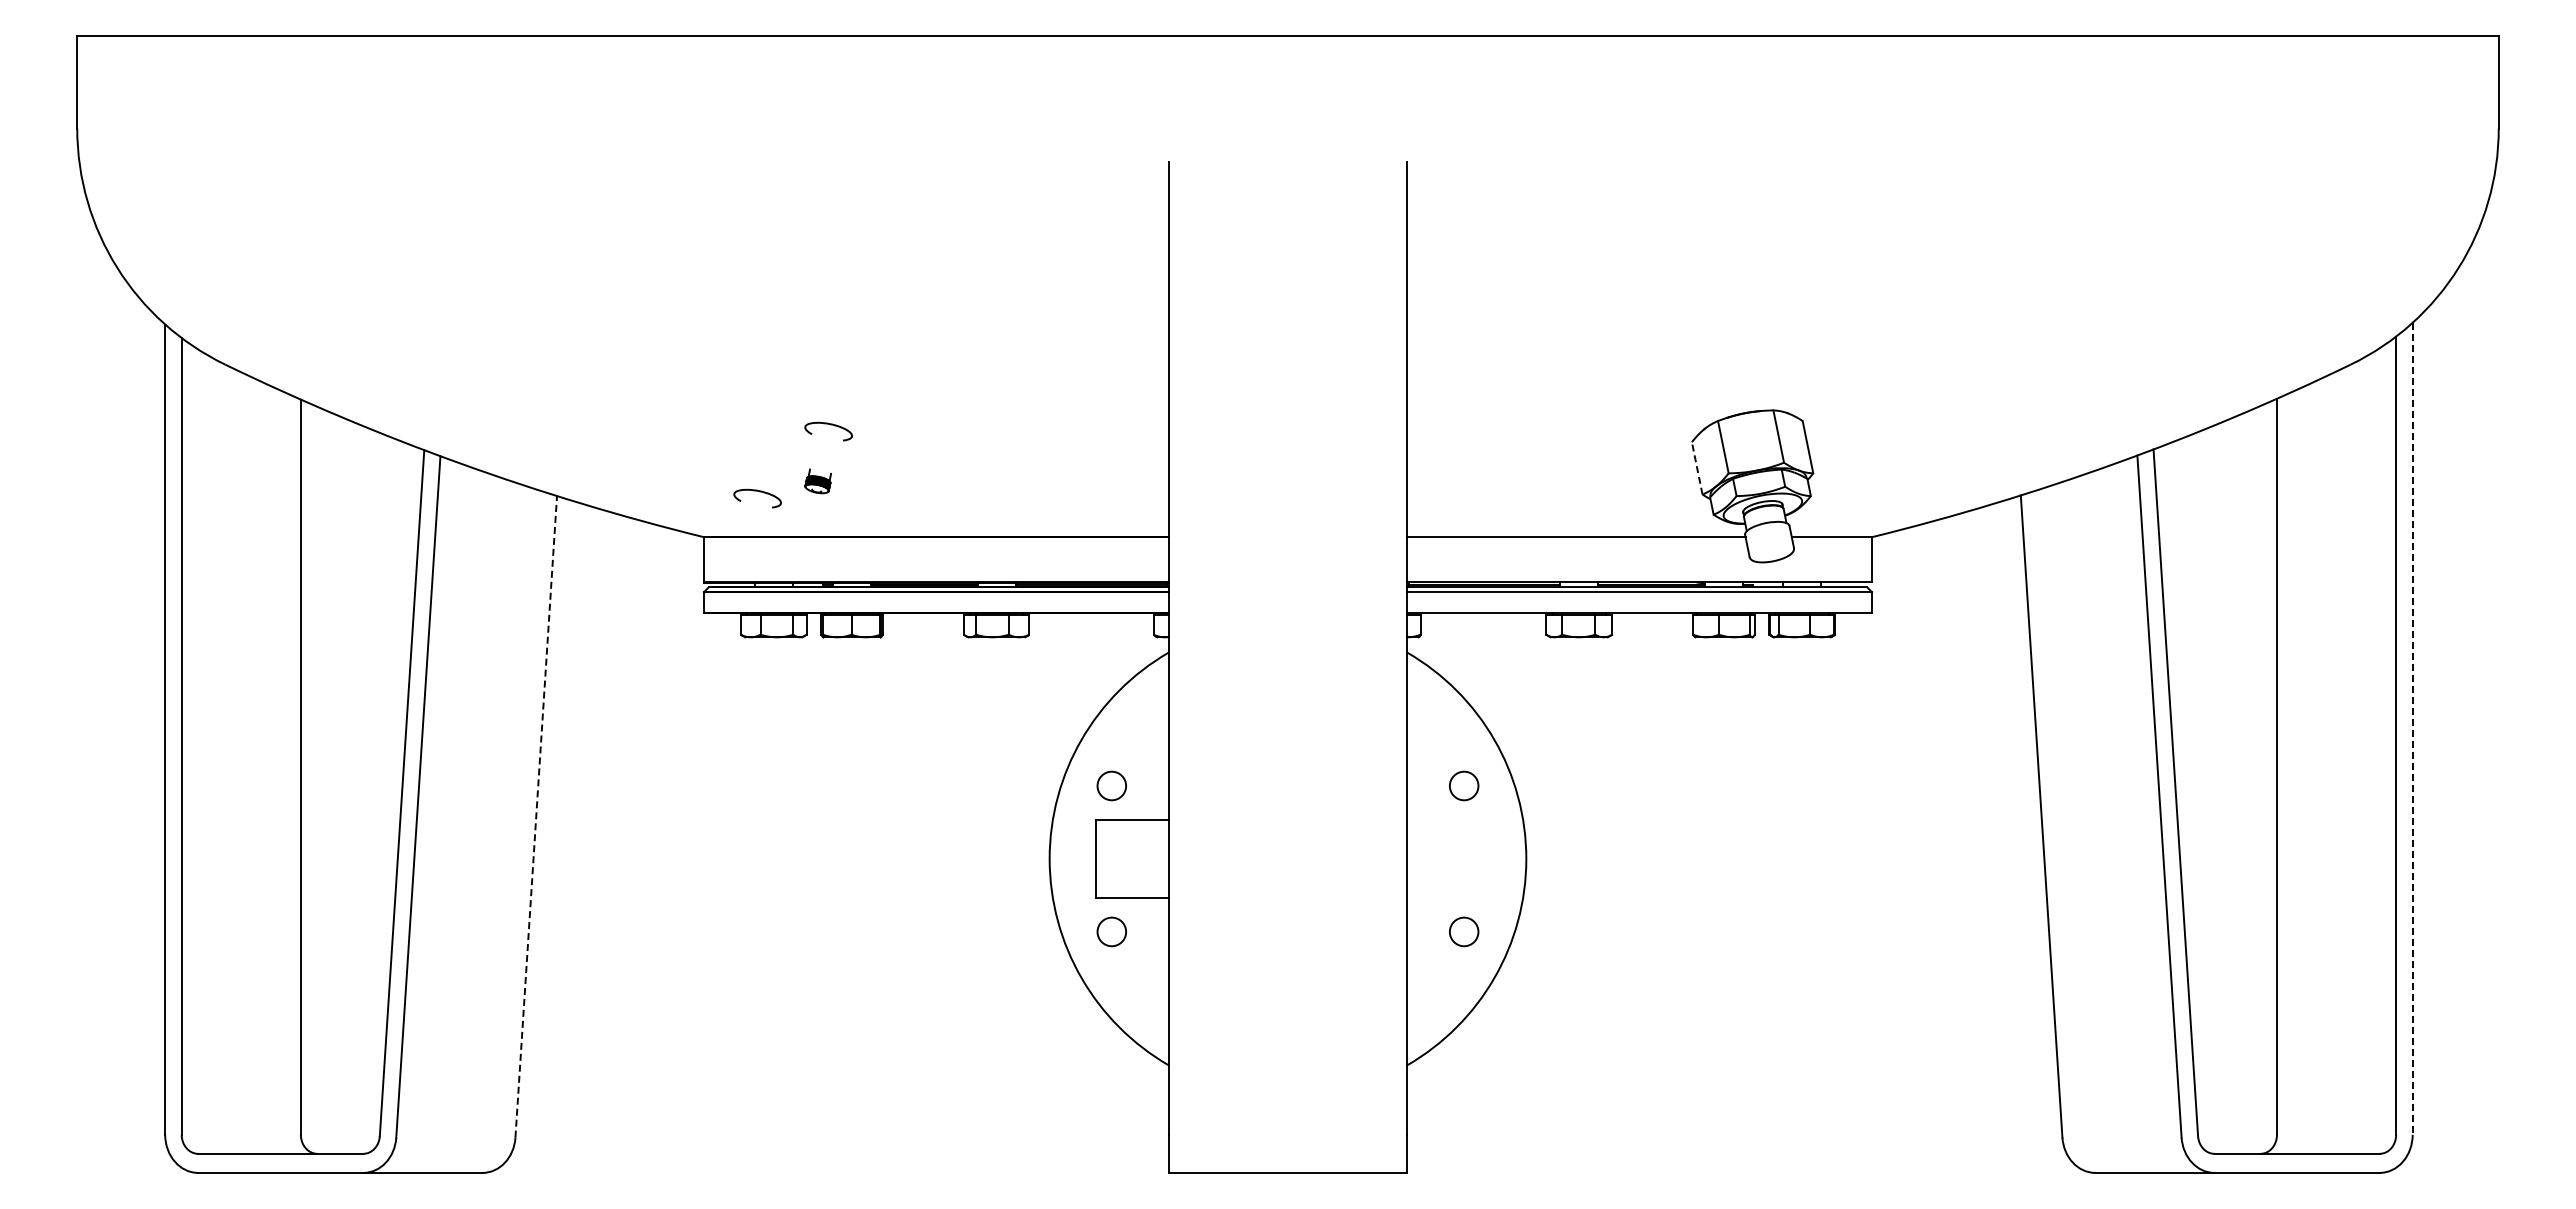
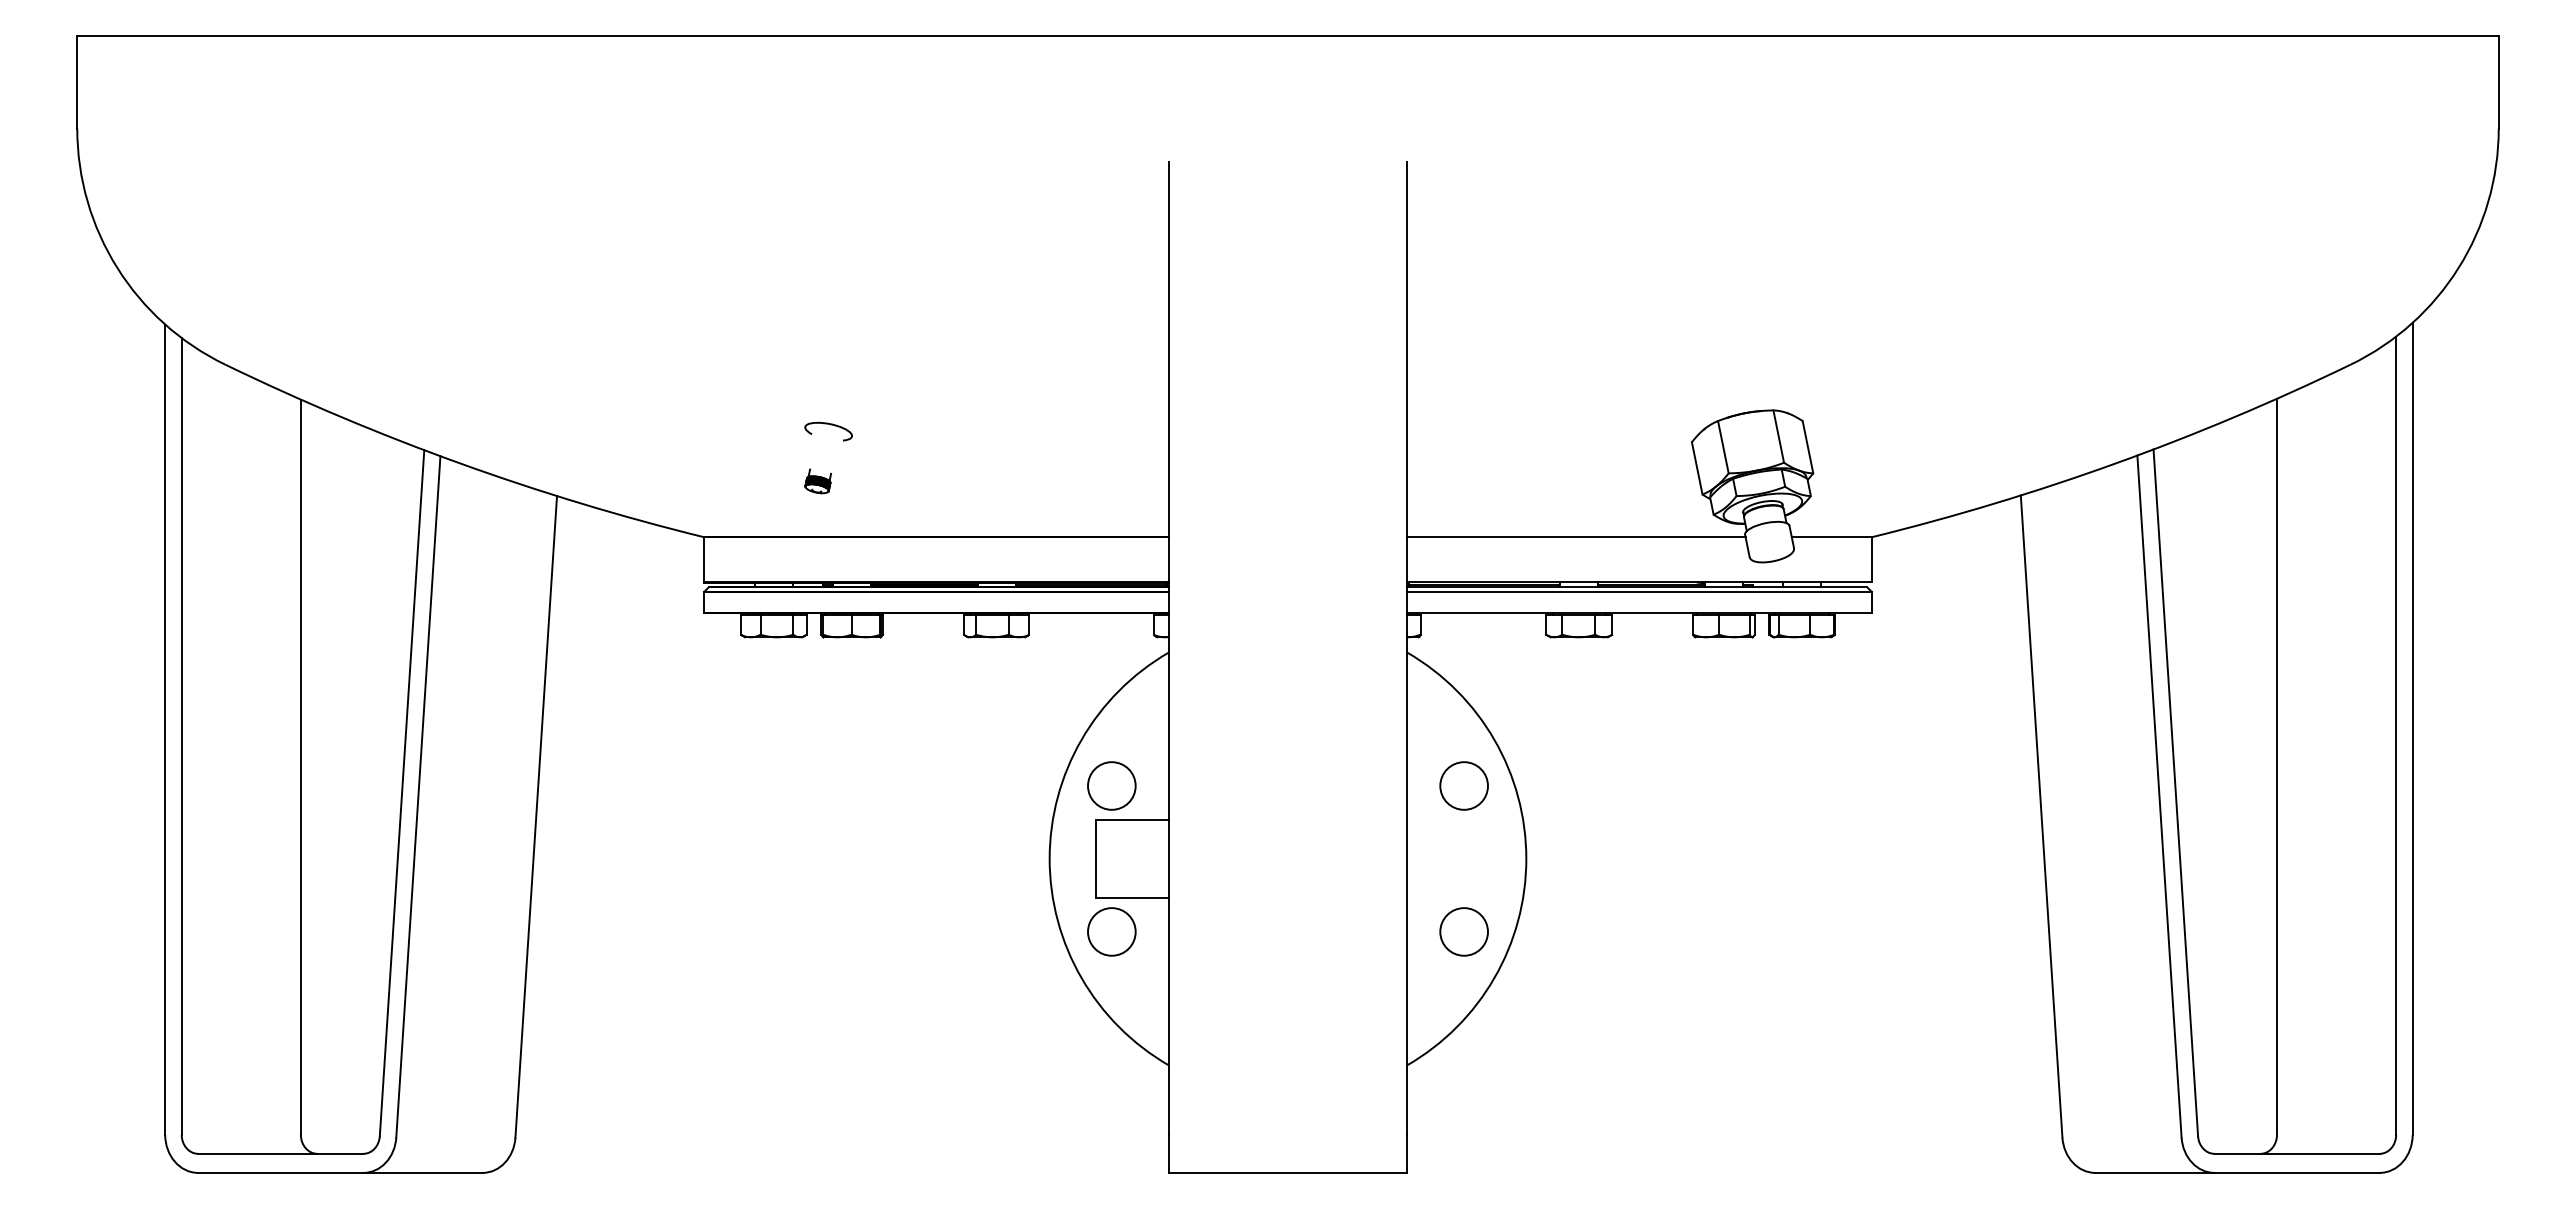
line: dashed -> solid (1697, 468)
curve: present -> none (759, 492)
line: dashed -> solid (2412, 728)
circle diameter: 29 px -> 48 px (1111, 785)
circle diameter: 29 px -> 48 px (1463, 785)
line: dashed -> solid (536, 816)
circle diameter: 29 px -> 48 px (1111, 931)
circle diameter: 29 px -> 48 px (1463, 931)
